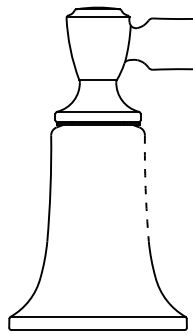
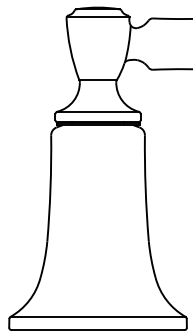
arc: dashed -> solid (145, 188)
